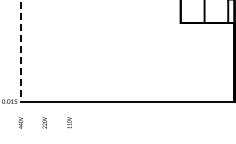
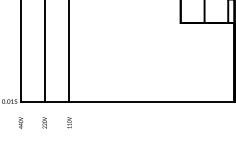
line: dashed -> solid (21, 51)
line: none -> present (45, 52)
line: none -> present (69, 52)
